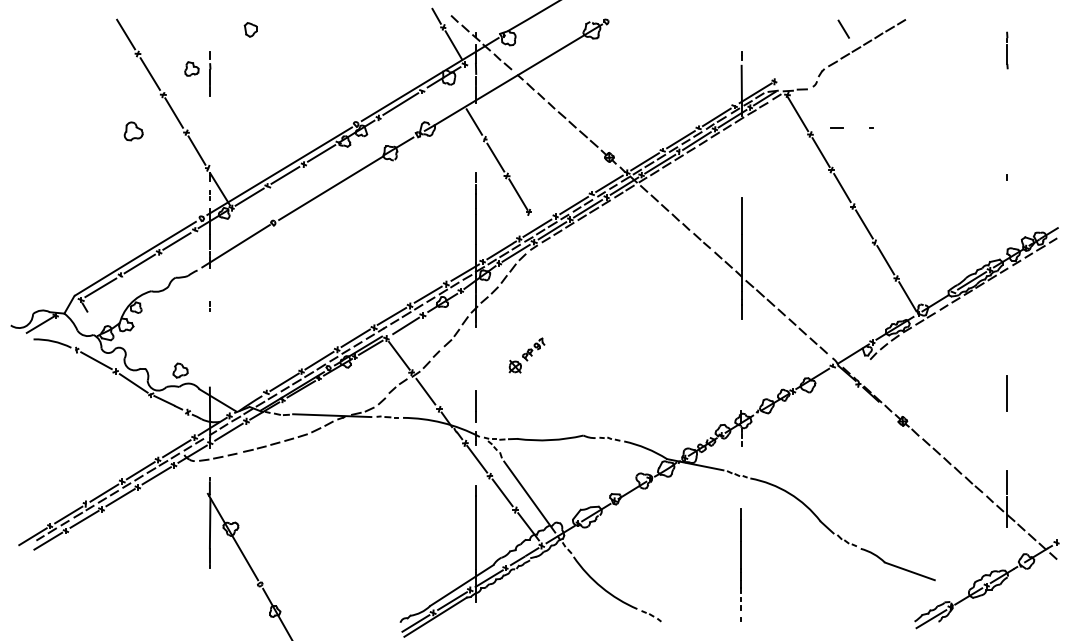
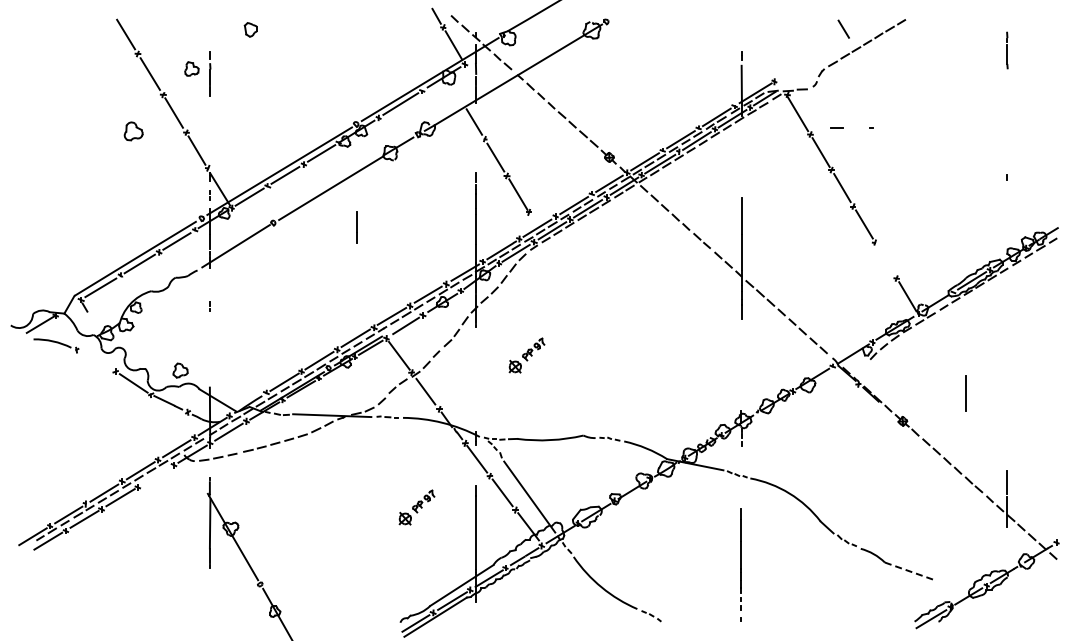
line: present -> none (885, 260)
line: present -> none (96, 360)
line position: (1006, 393) -> (965, 393) (965, 393)
line position: (475, 406) -> (356, 227) (356, 227)
line: present -> none (156, 475)
part: none -> present (416, 507)
line: solid -> dashed (910, 571)
